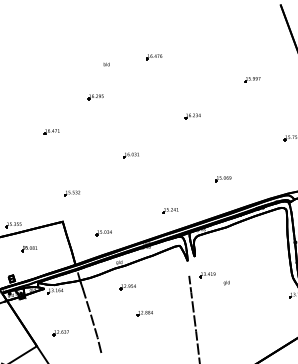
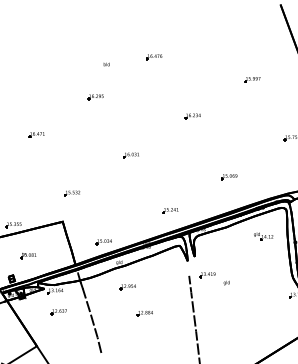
part position: (51, 131) -> (36, 134) (36, 134)
part position: (223, 179) -> (229, 177) (229, 177)
part position: (103, 233) -> (103, 242) (103, 242)
part: none -> present (263, 236)
part position: (29, 249) -> (28, 256) (28, 256)
part position: (60, 333) -> (58, 312) (58, 312)
